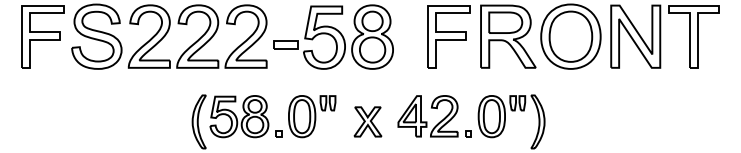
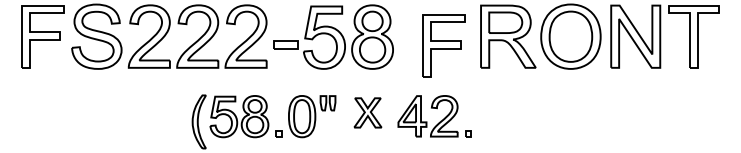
part position: (448, 36) -> (443, 45) (443, 45)
part position: (367, 121) -> (367, 112) (367, 112)
part: present -> none (511, 121)
